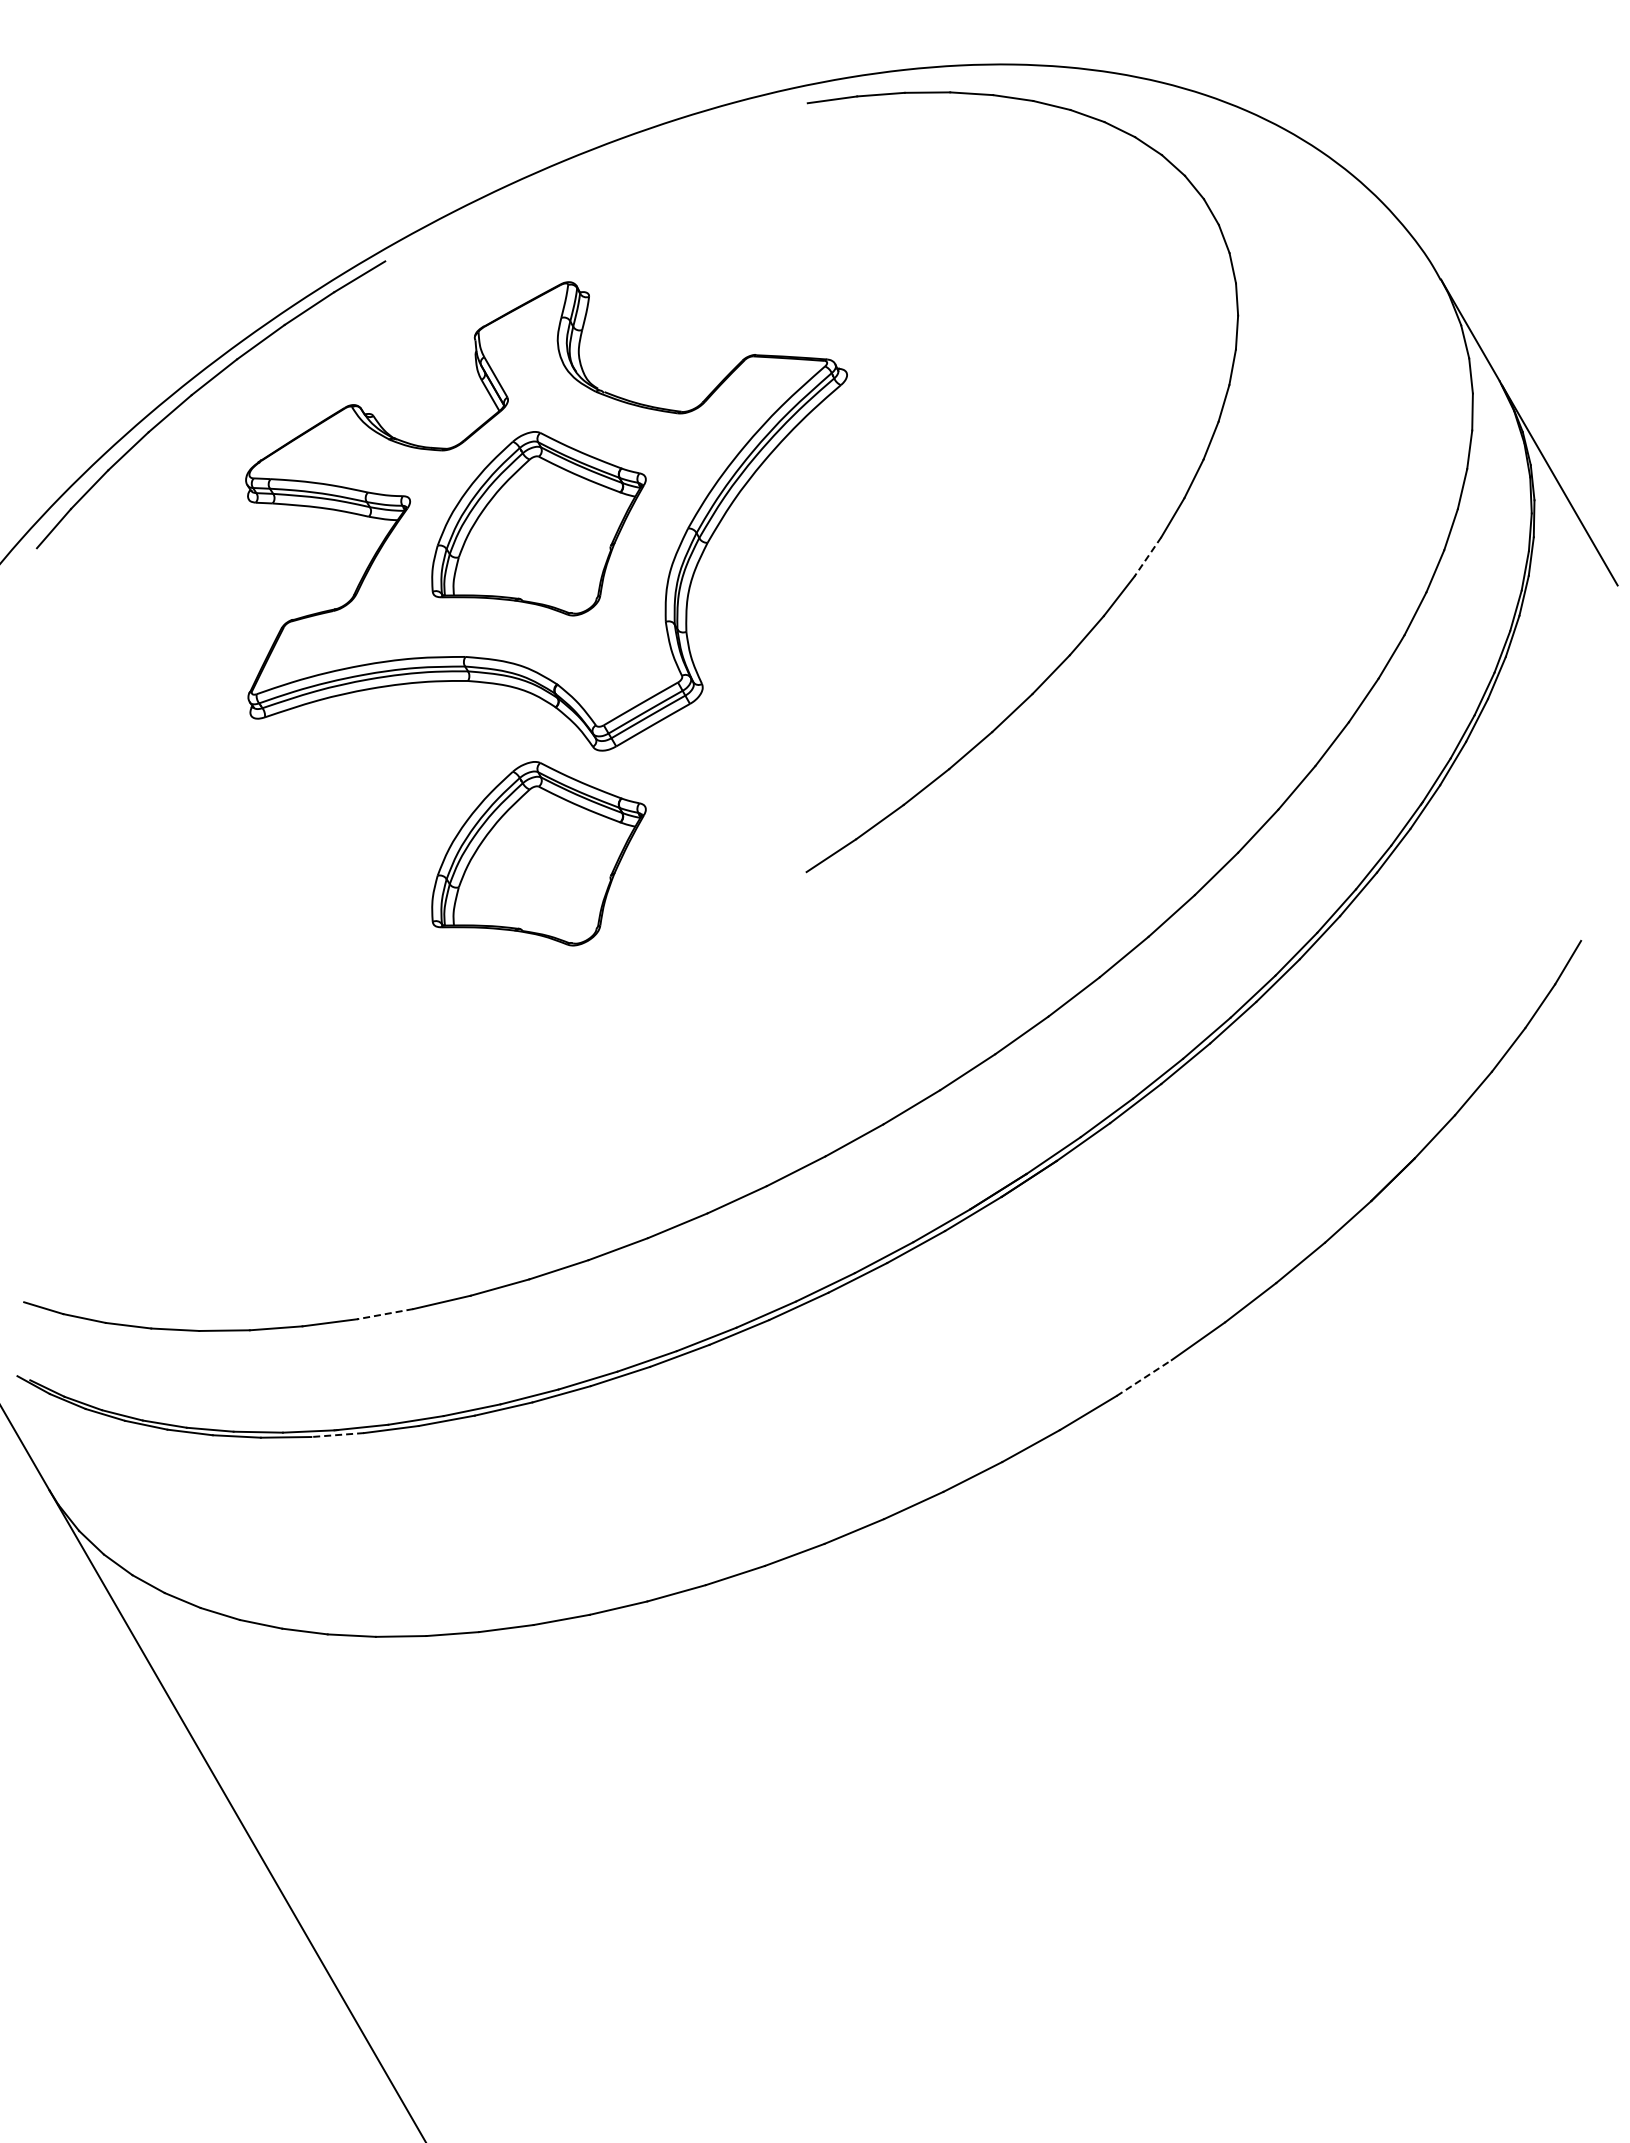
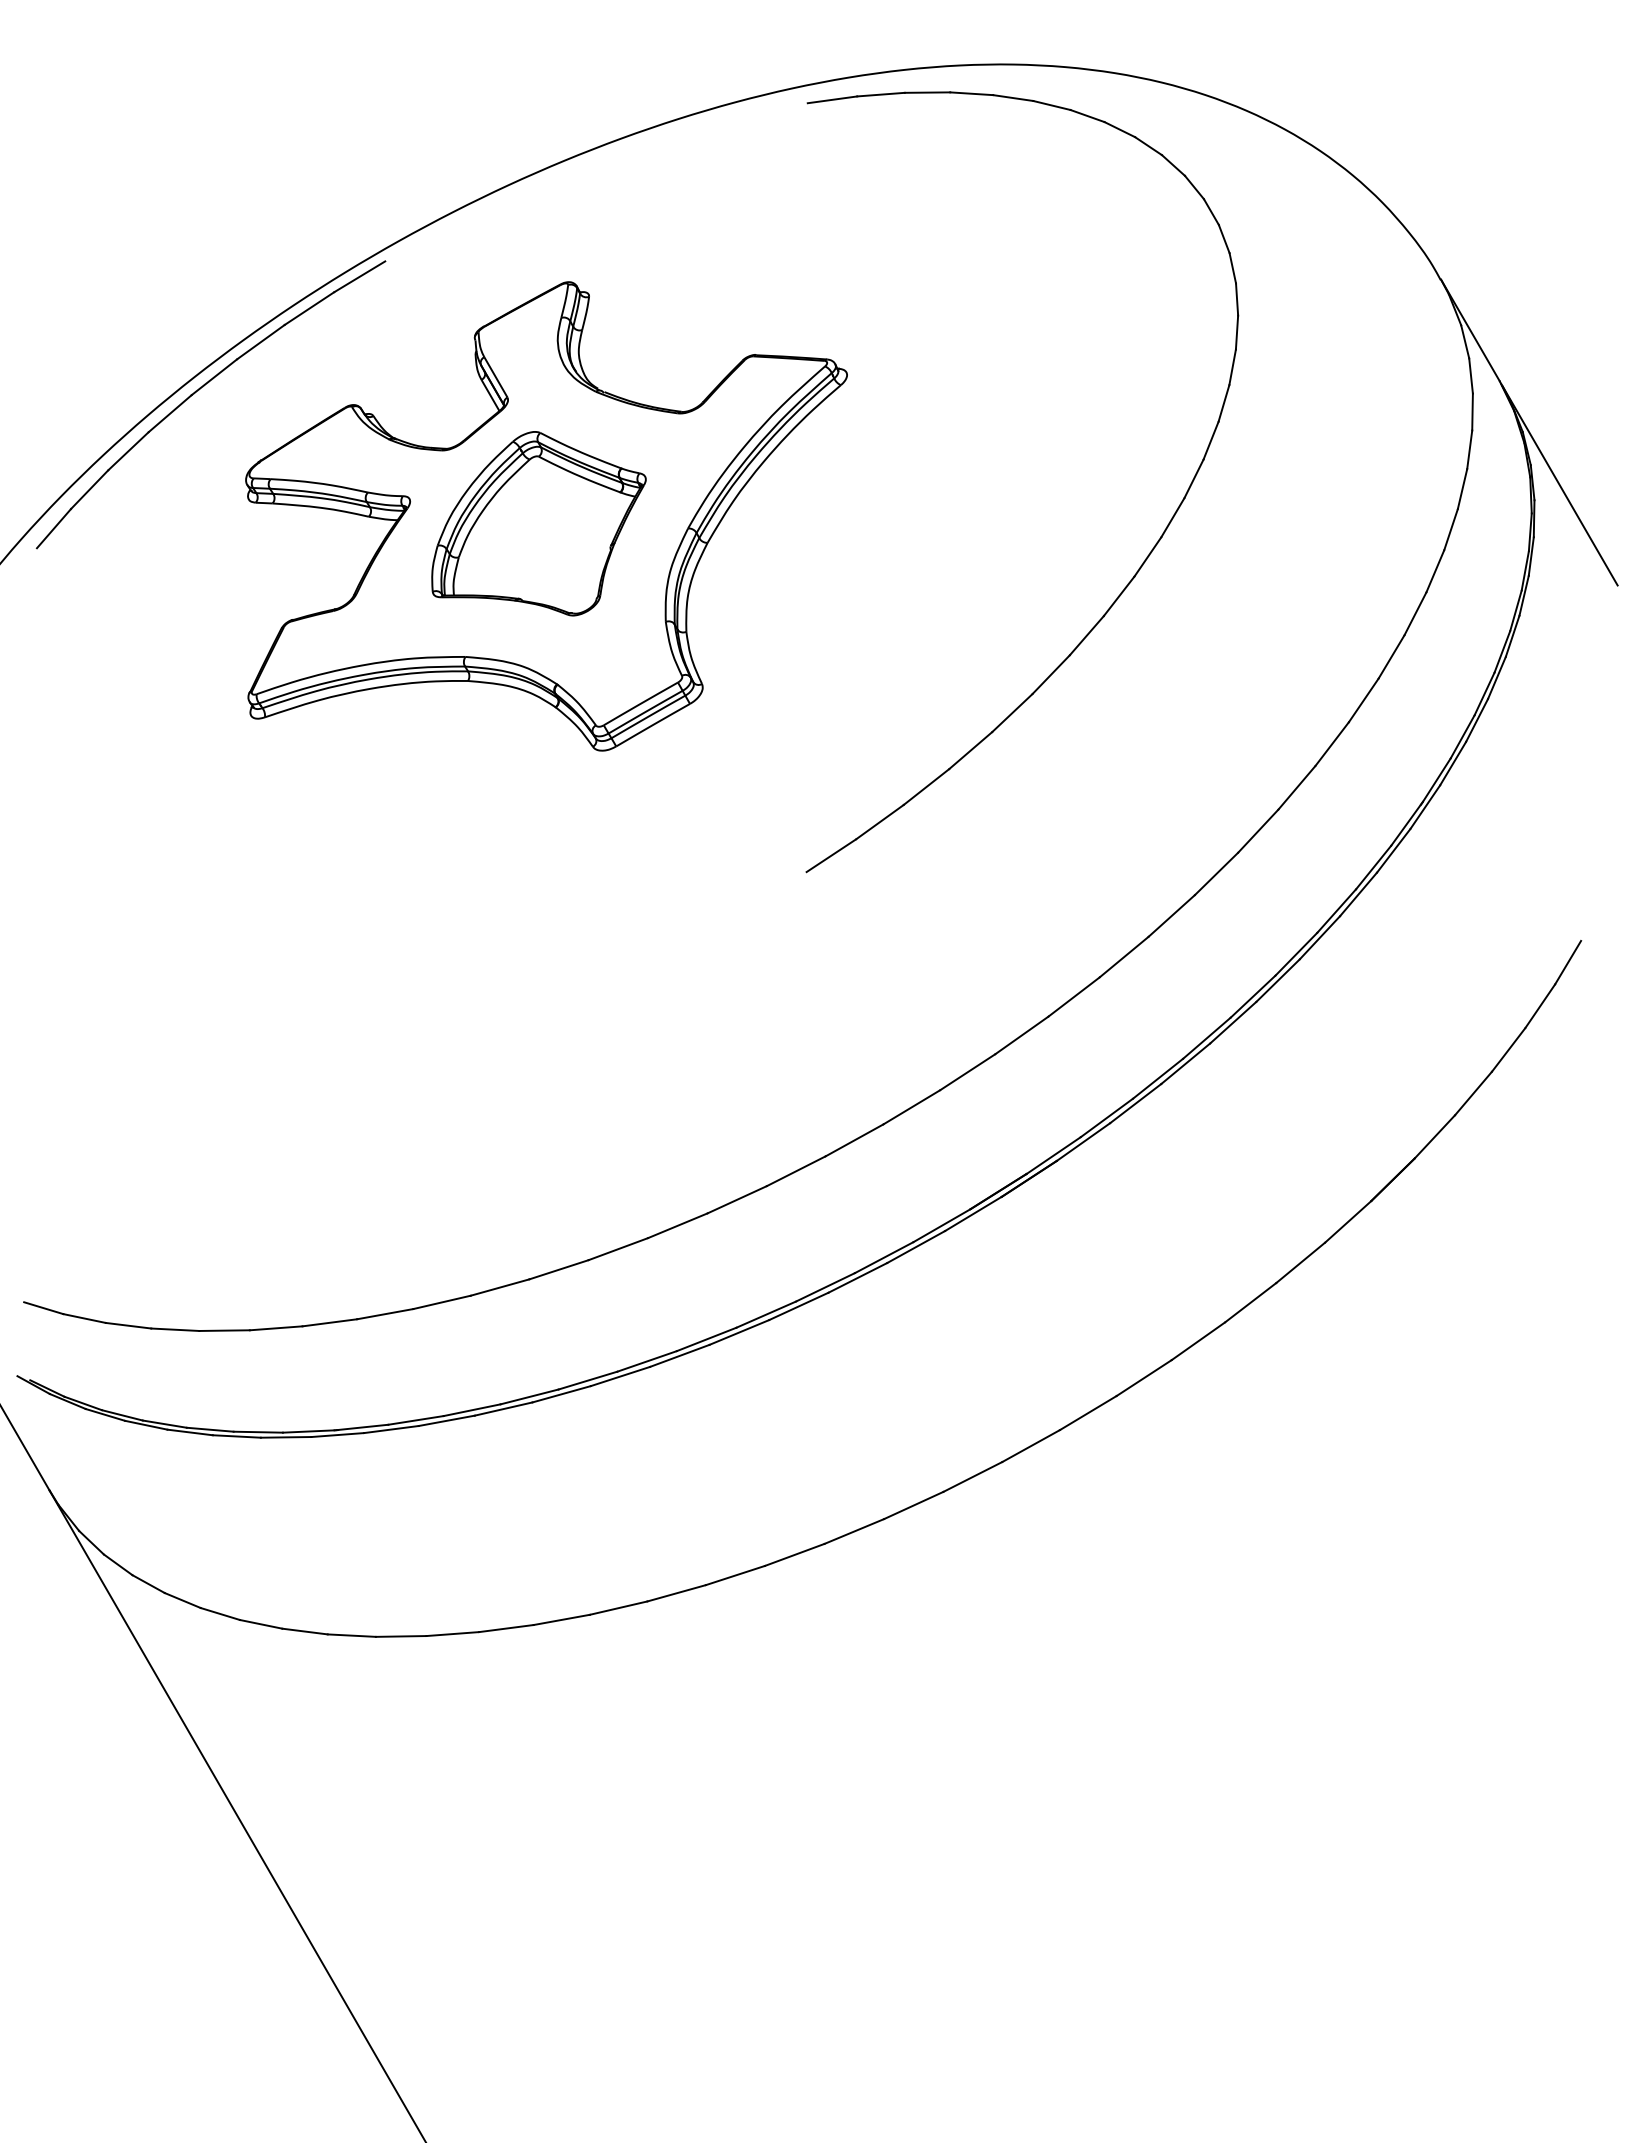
line: dashed -> solid (1147, 556)
part: present -> none (538, 853)
line: dashed -> solid (385, 1314)
line: dashed -> solid (1144, 1378)
line: dashed -> solid (337, 1435)
